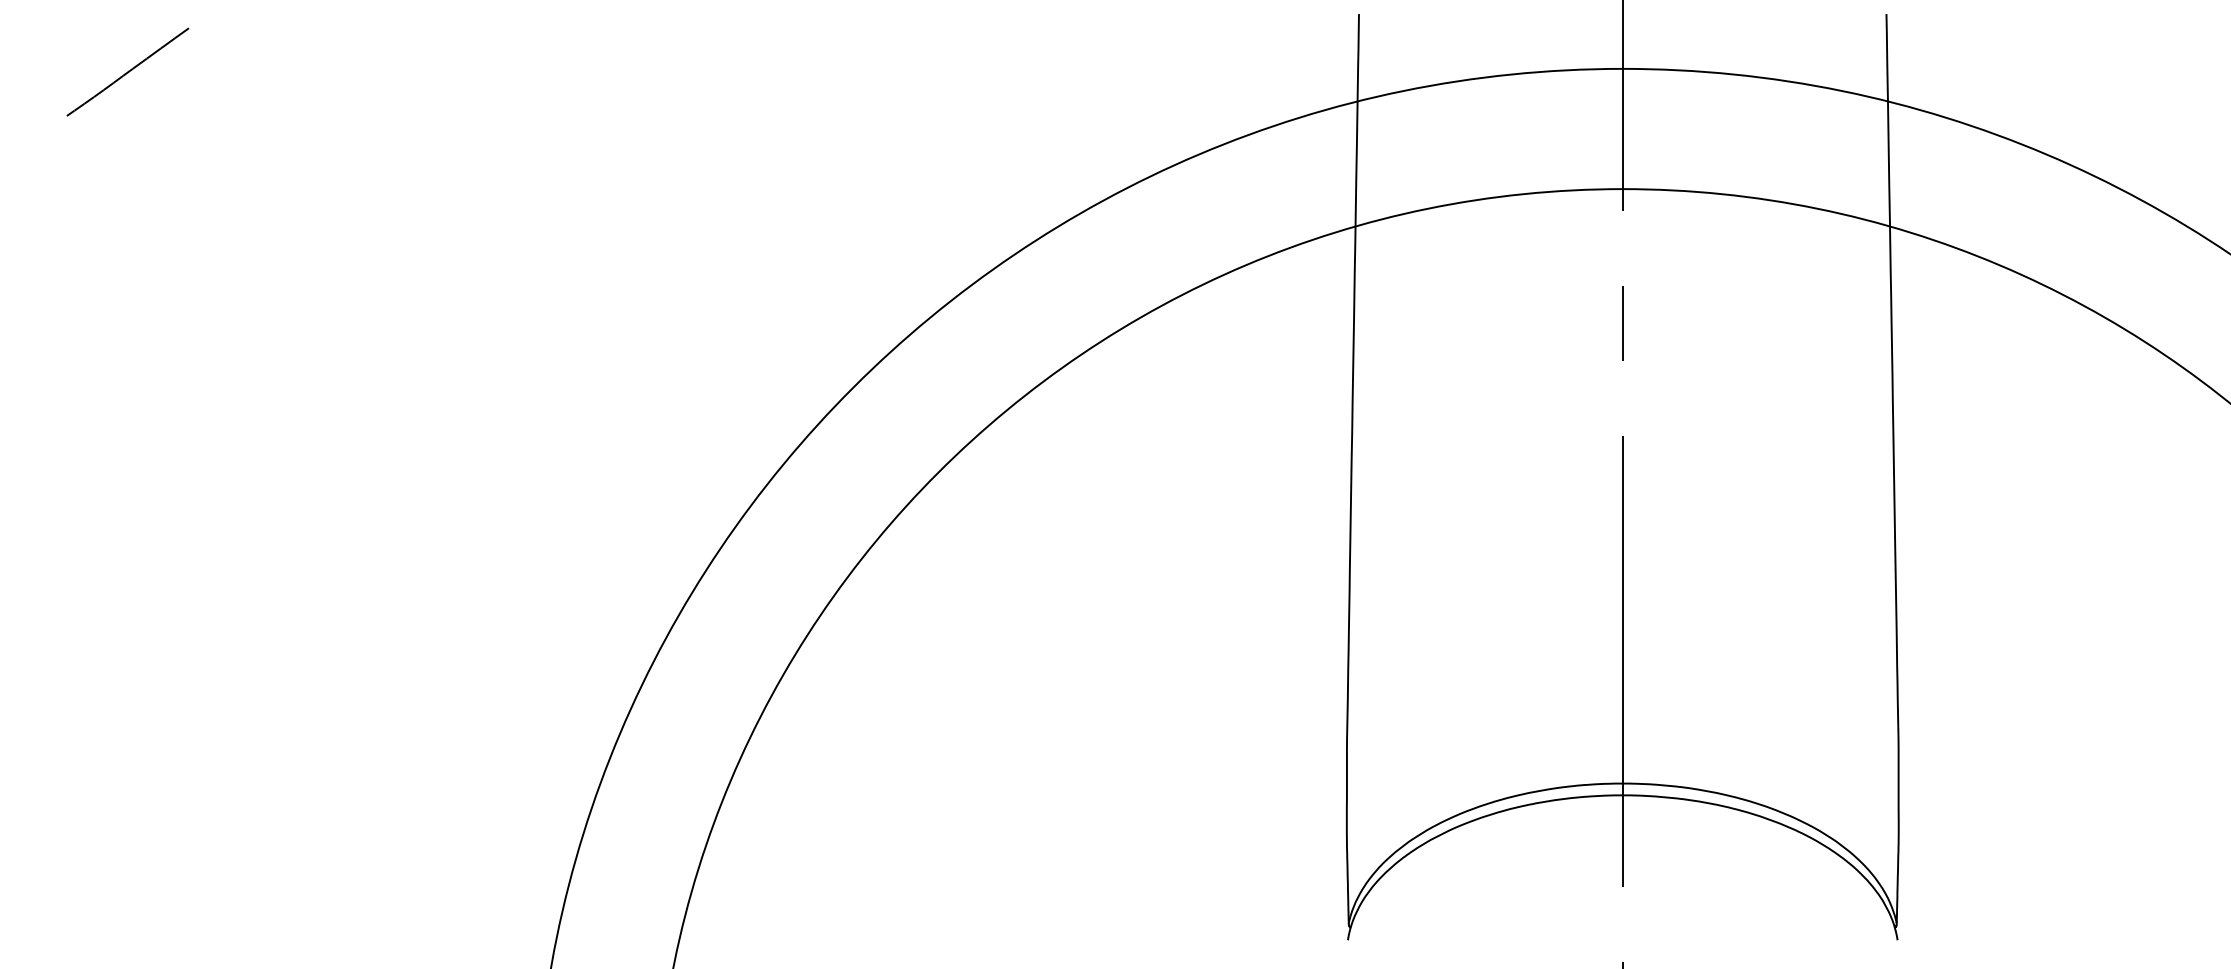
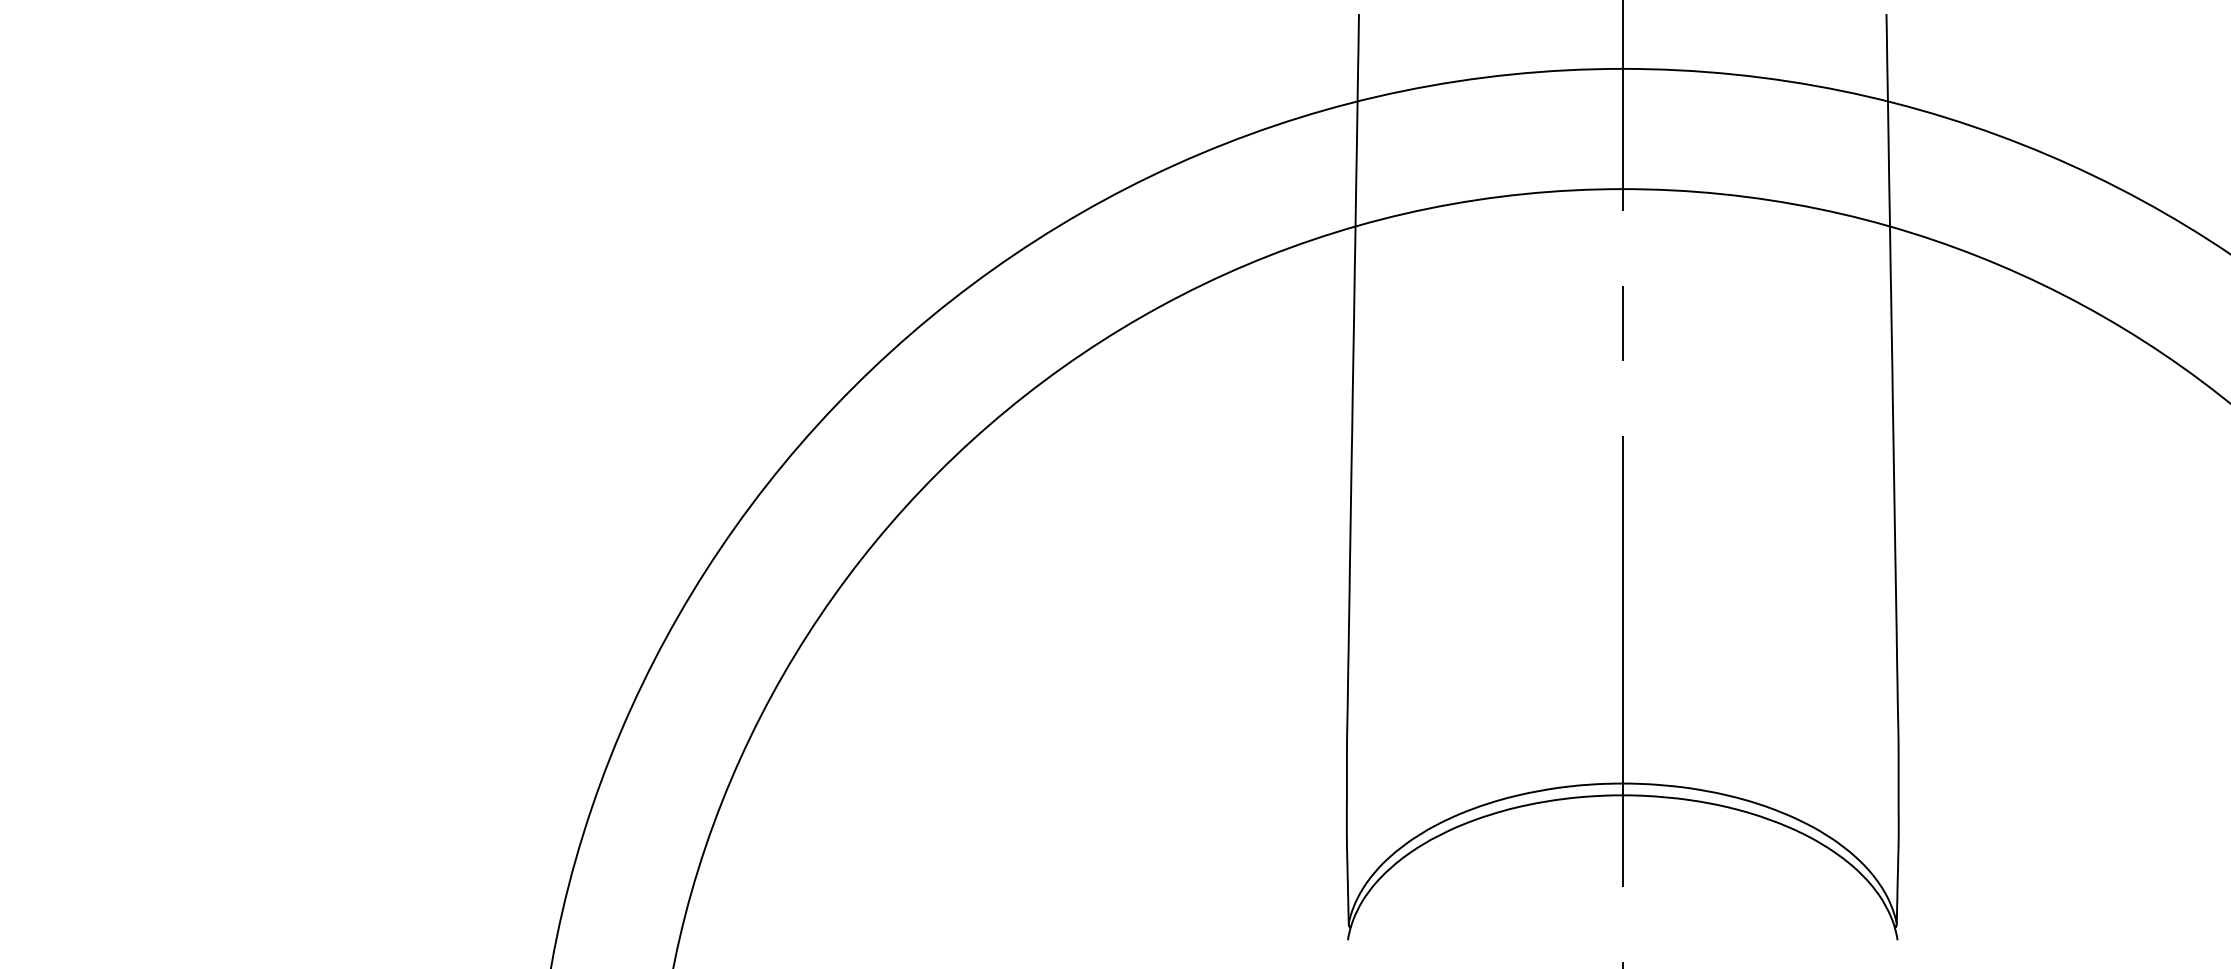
line: present -> none (127, 71)
